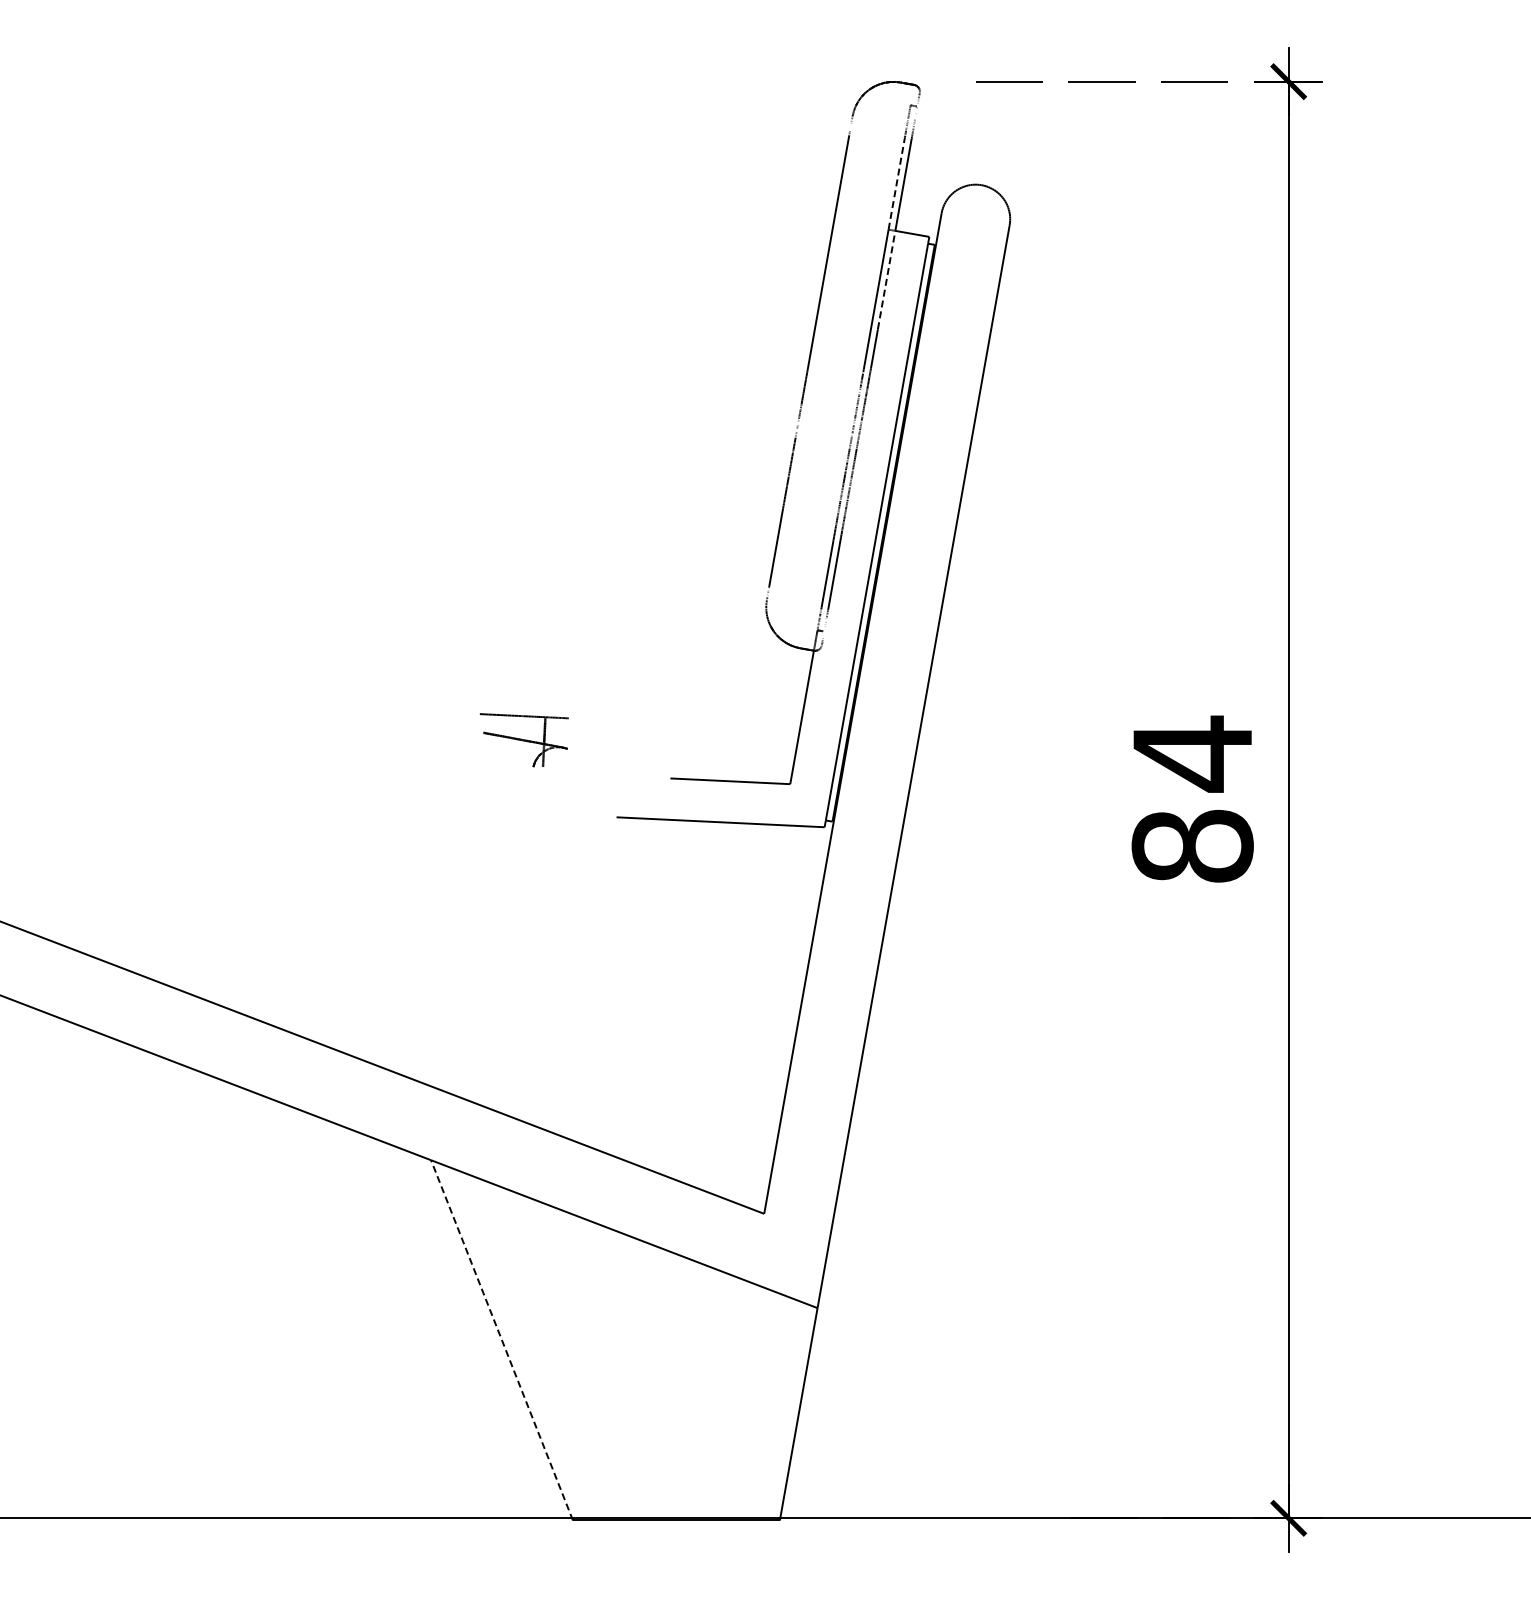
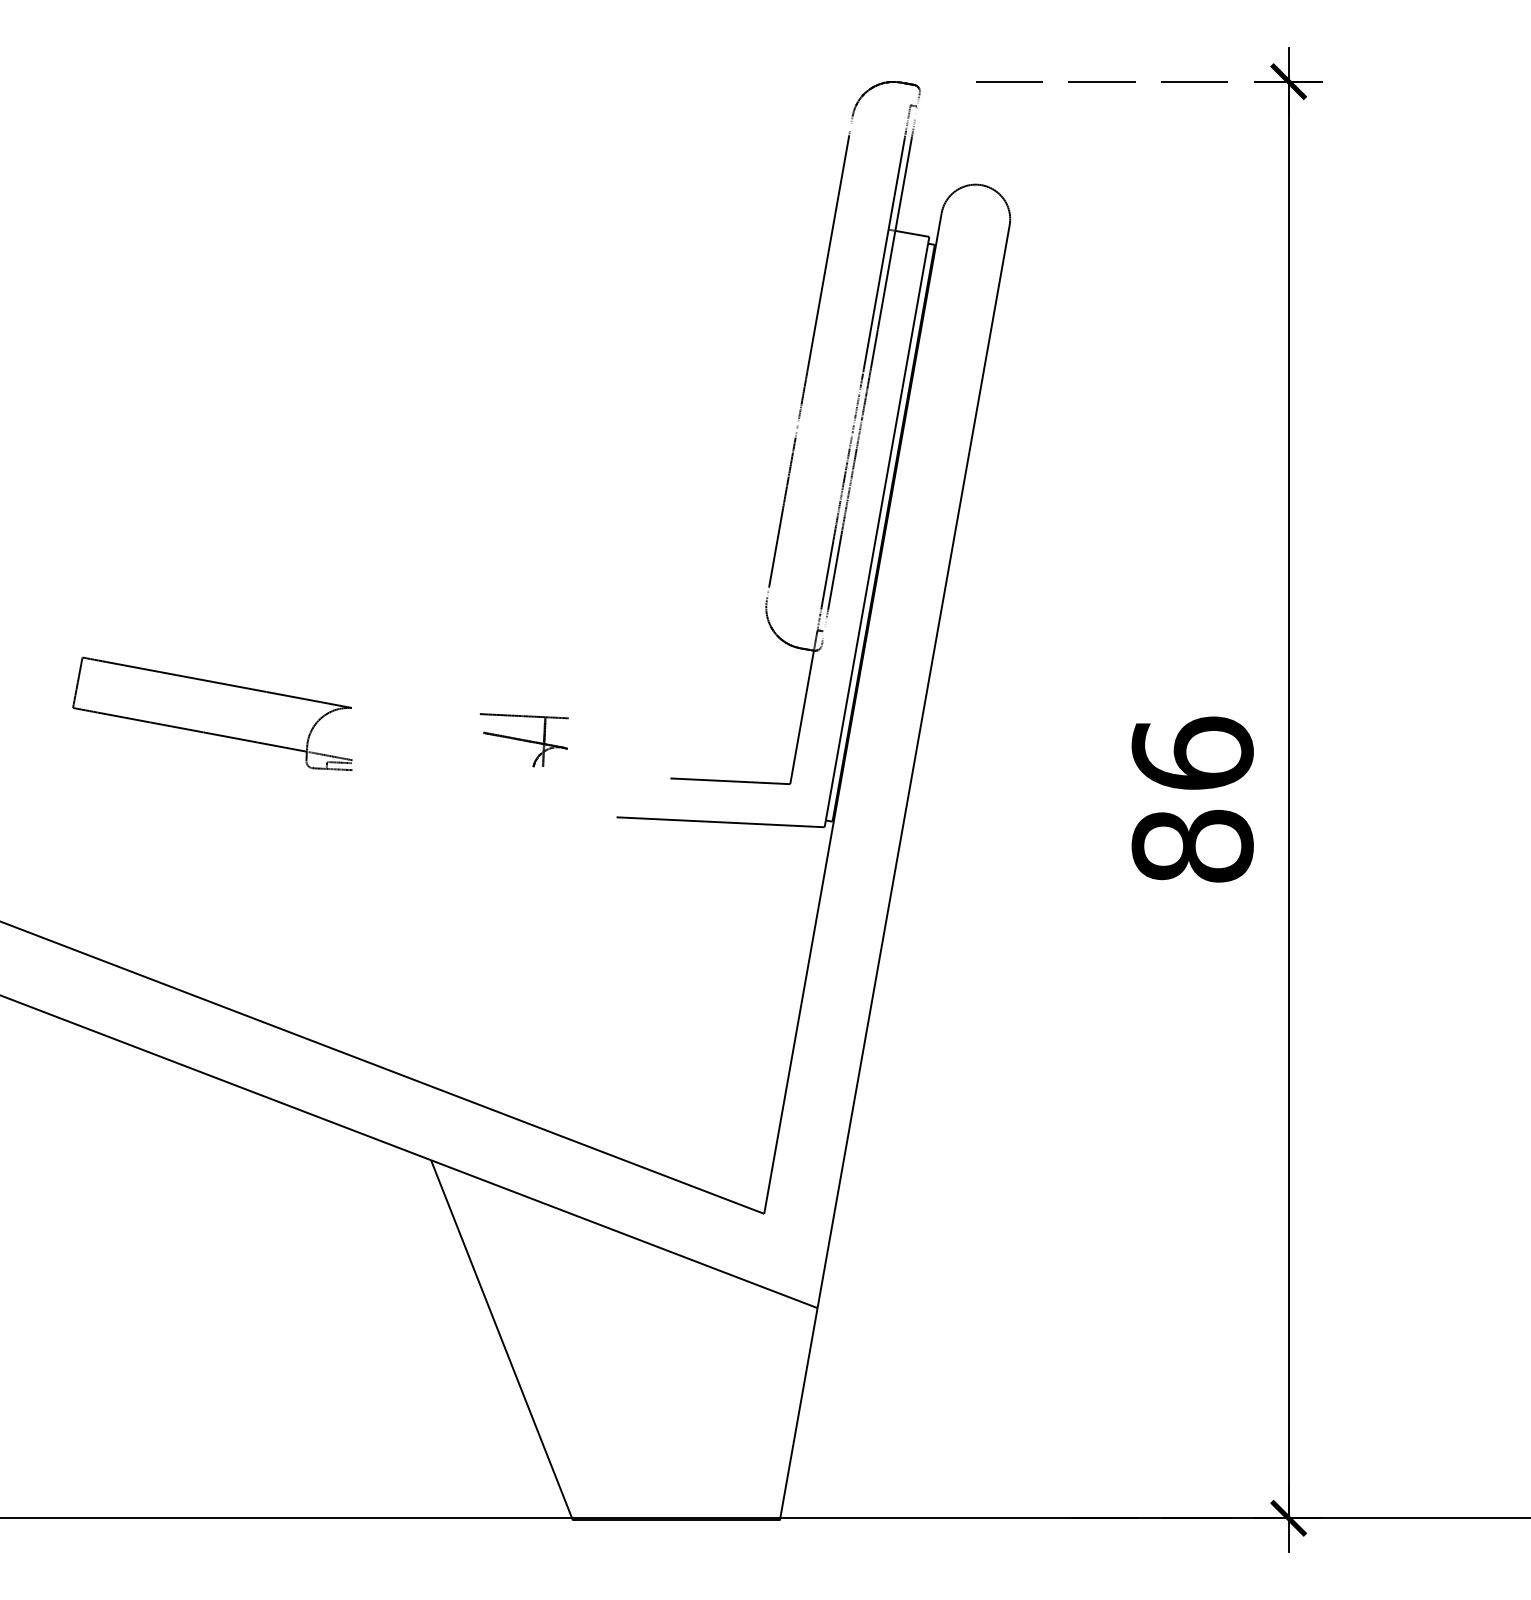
line: dashed -> solid (896, 183)
line: dashed -> solid (886, 280)
part: none -> present (212, 713)
text: 84 -> 86 (1192, 753)
line: dashed -> solid (502, 1340)
